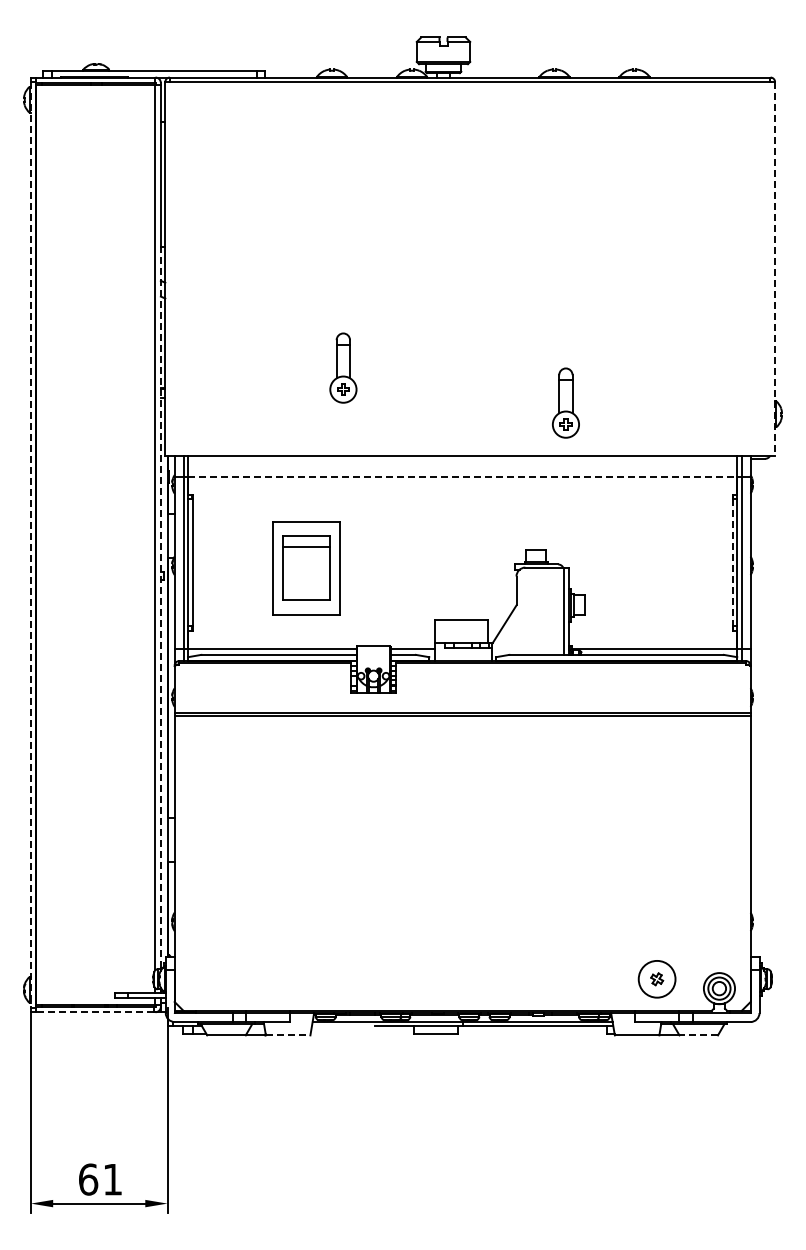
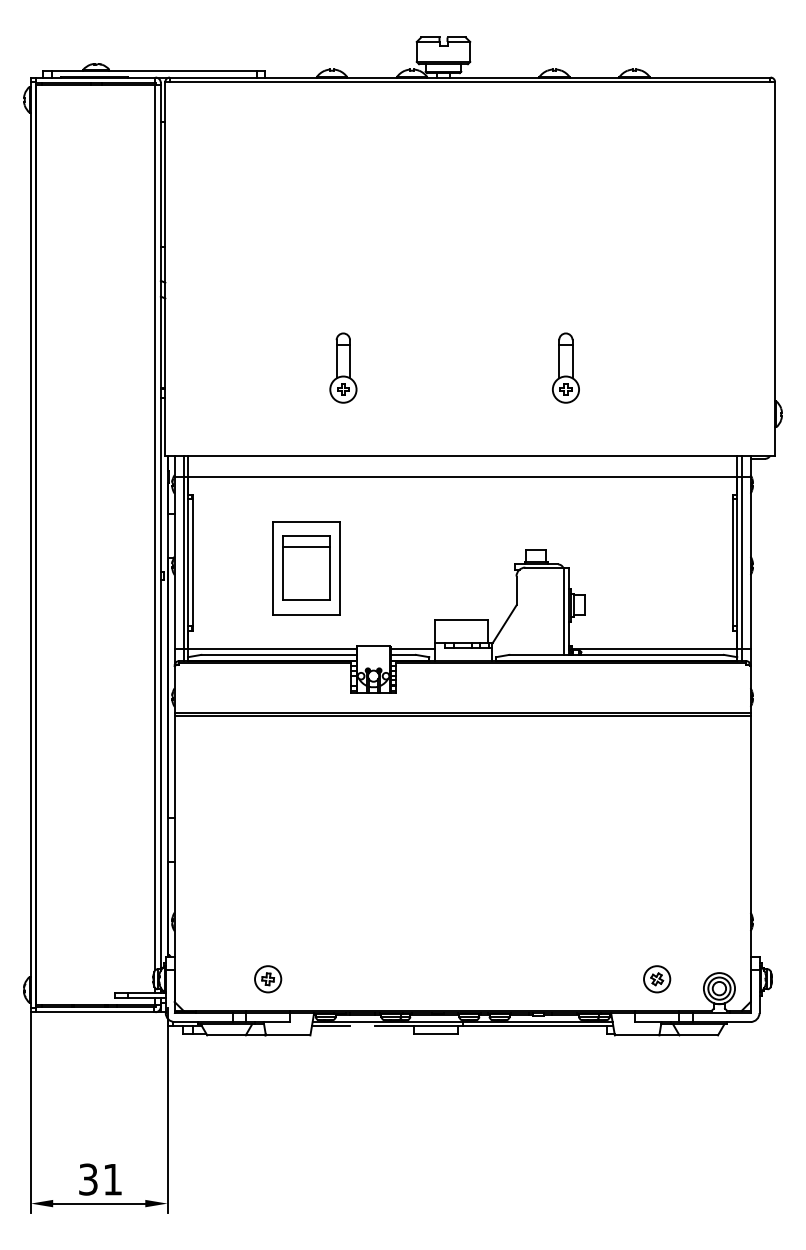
line: dashed -> solid (775, 269)
part position: (565, 402) -> (565, 367) (565, 367)
line: dashed -> solid (462, 476)
line: dashed -> solid (30, 544)
line: dashed -> solid (732, 562)
line: dashed -> solid (160, 607)
circle diameter: 37 px -> 26 px (657, 979)
part: none -> present (268, 979)
line: dashed -> solid (95, 1012)
line: none -> present (330, 1026)
line: dashed -> solid (288, 1035)
line: dashed -> solid (698, 1035)
text: 61 -> 31 (88, 1179)
